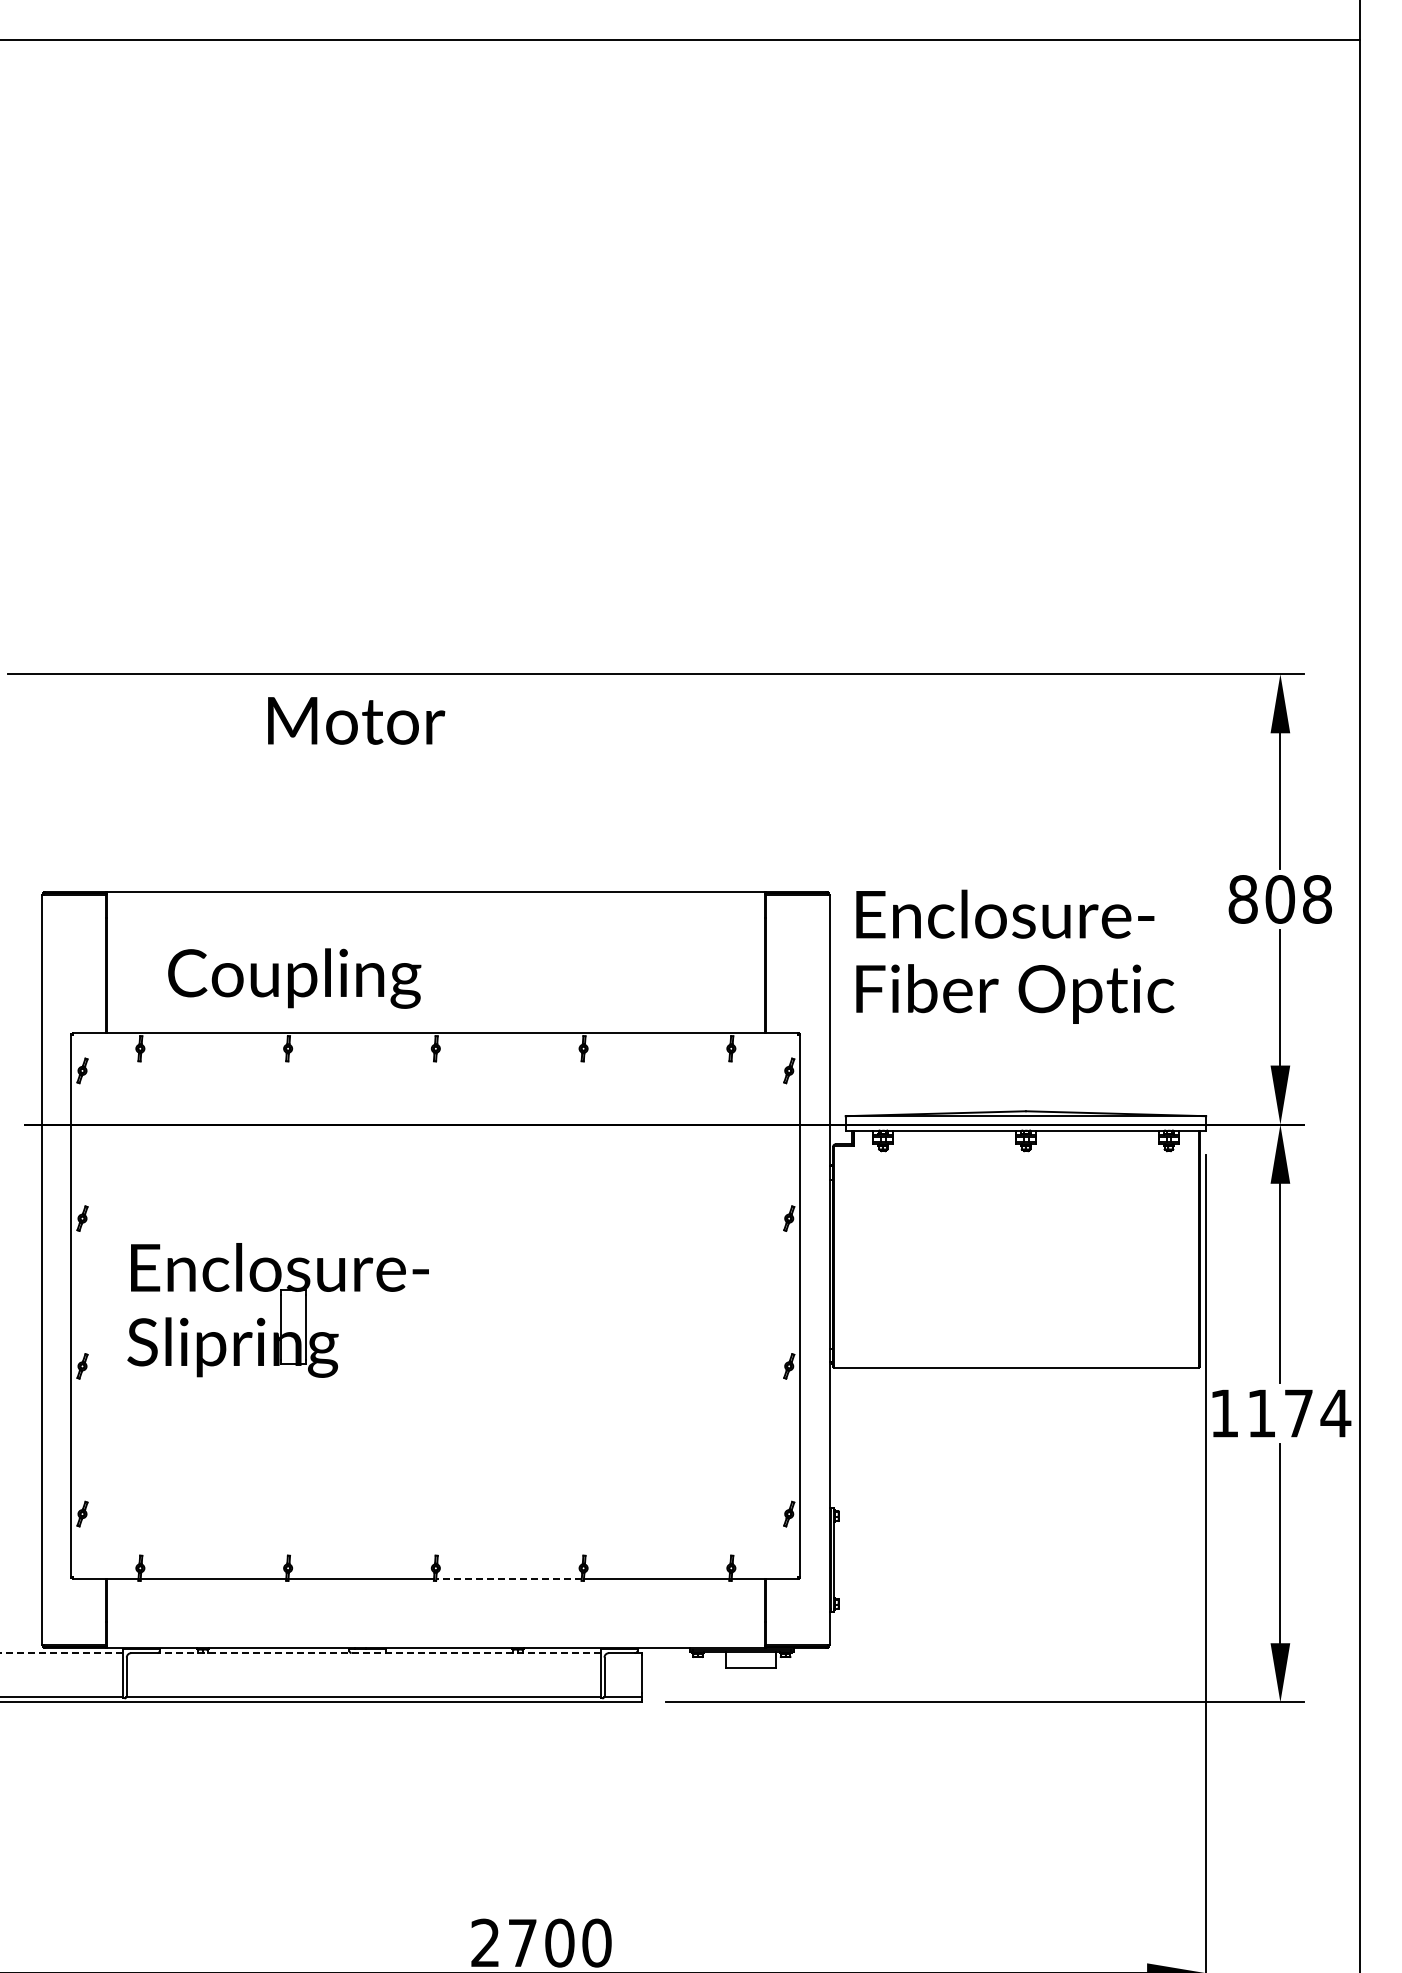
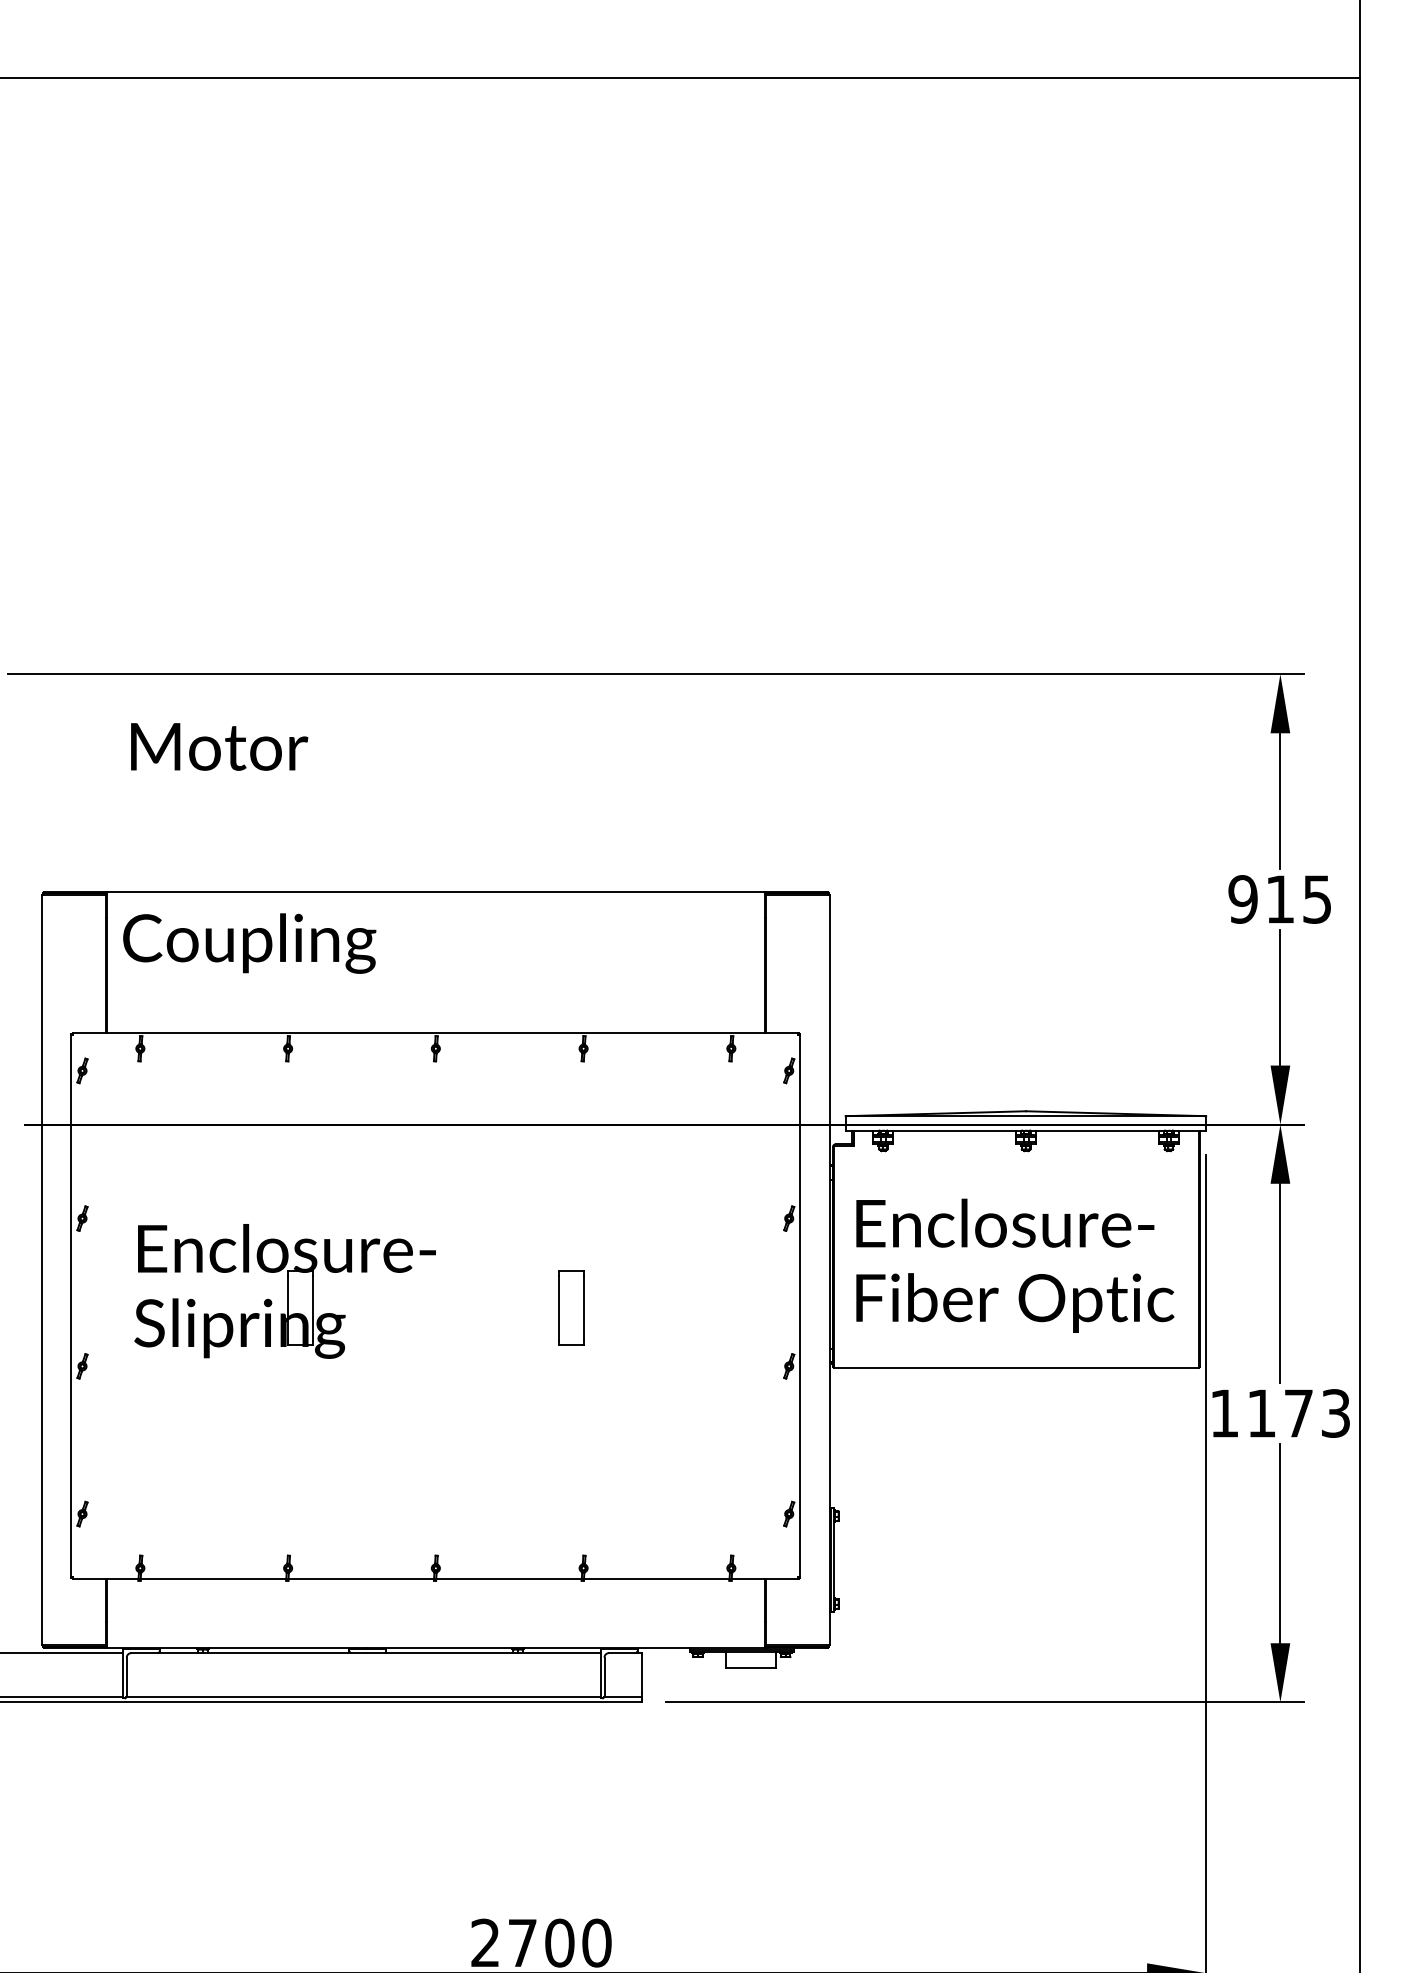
line position: (681, 40) -> (681, 78) (681, 78)
text position: (356, 720) -> (219, 746) (219, 746)
text: 808 -> 915 (1280, 899)
text position: (1015, 956) -> (1015, 1265) (1015, 1265)
text position: (294, 978) -> (249, 943) (249, 943)
part: none -> present (571, 1307)
part position: (277, 1310) -> (284, 1291) (284, 1291)
text: 1174 -> 1173 (1335, 1413)
line: dashed -> solid (508, 1579)
line: dashed -> solid (60, 1653)
line: dashed -> solid (378, 1653)
